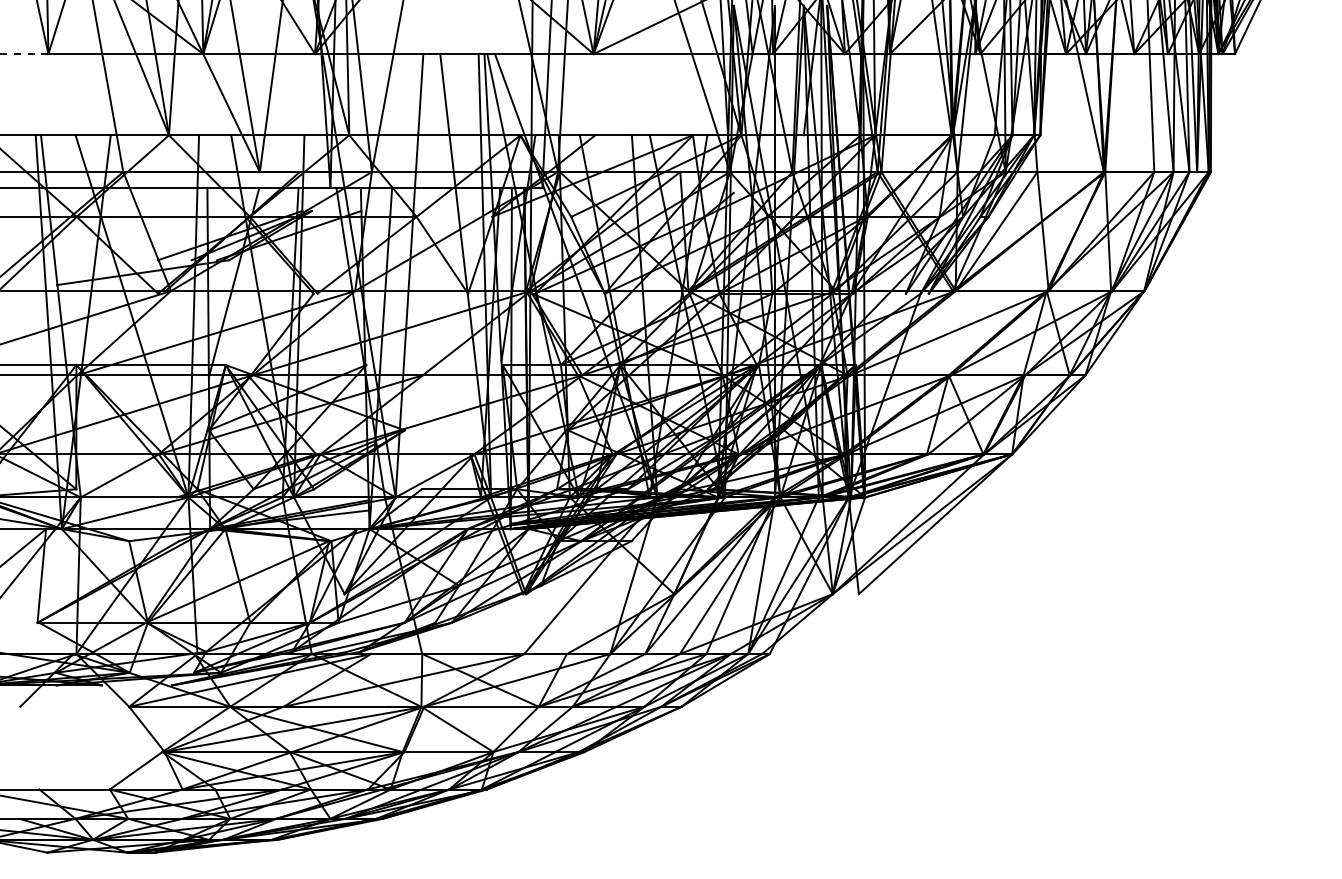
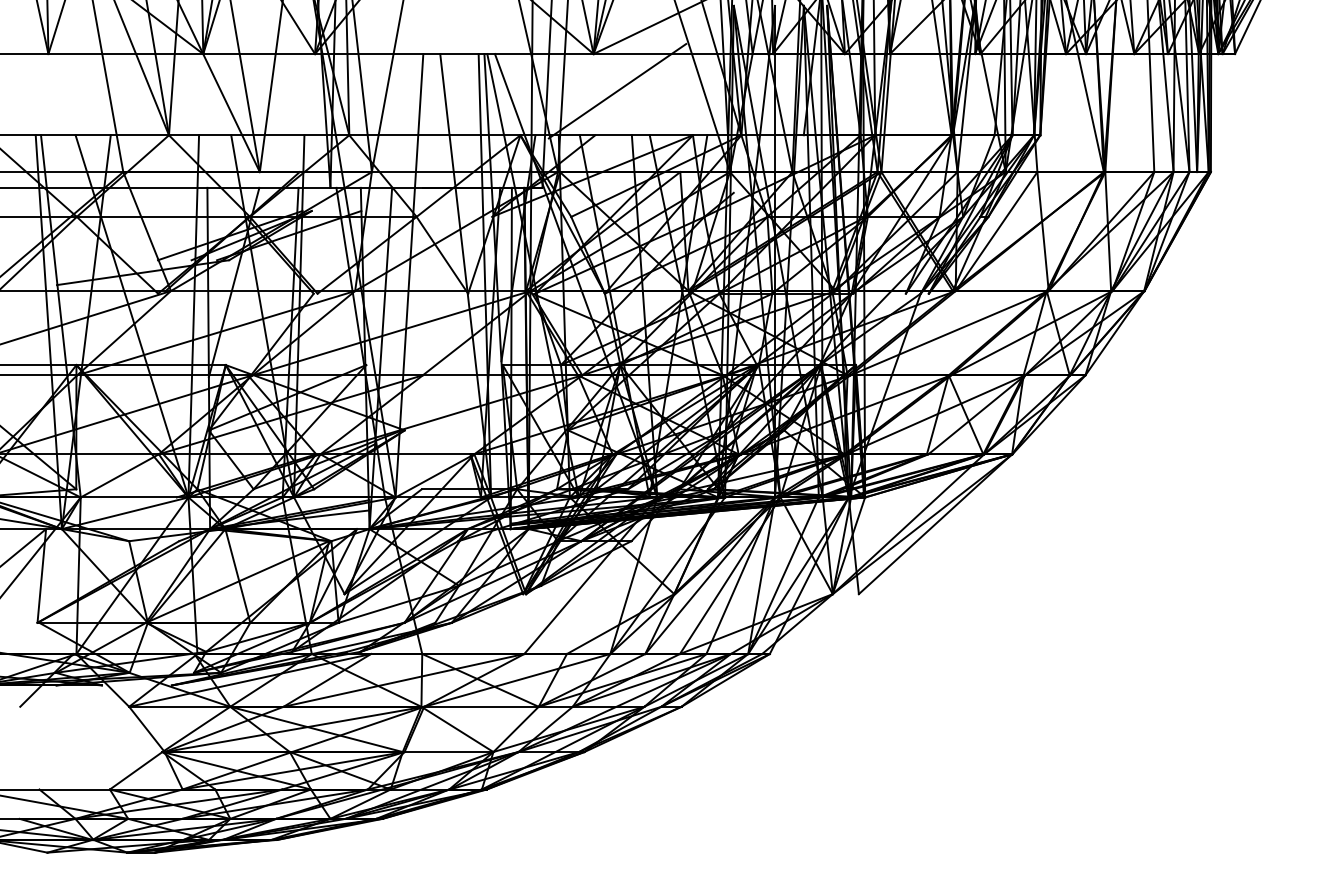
line: dashed -> solid (24, 54)
line: none -> present (617, 91)
